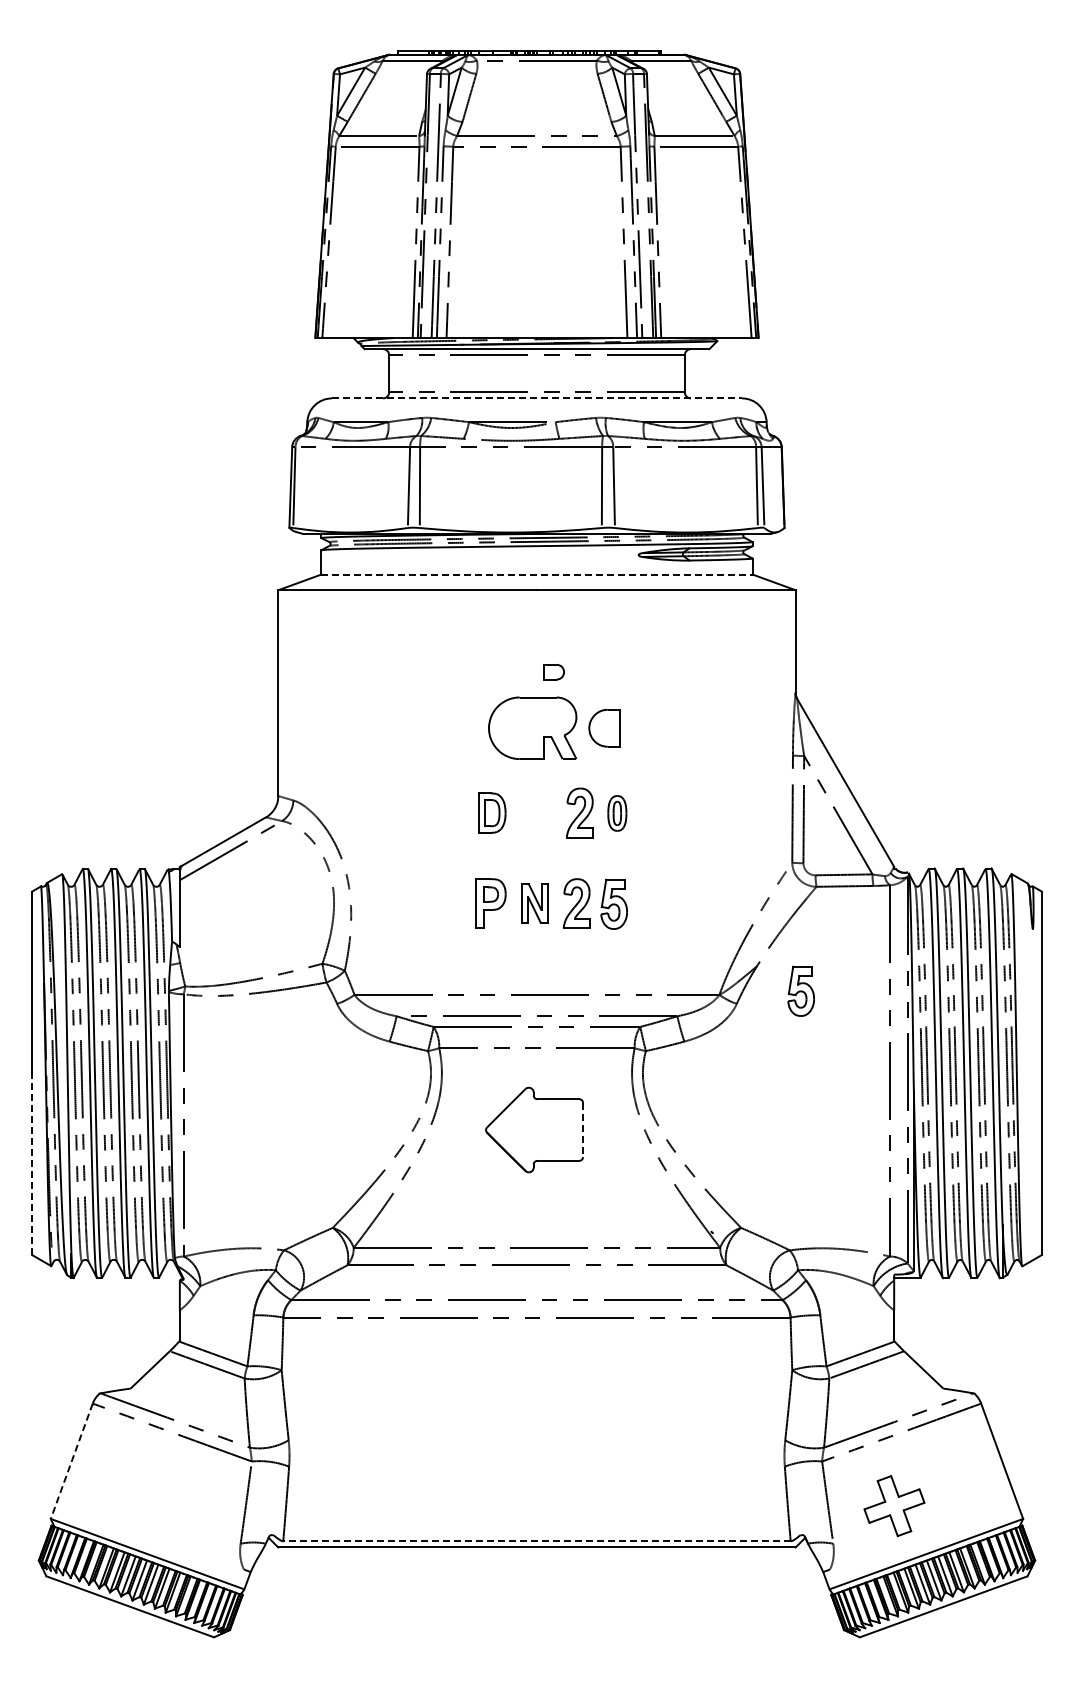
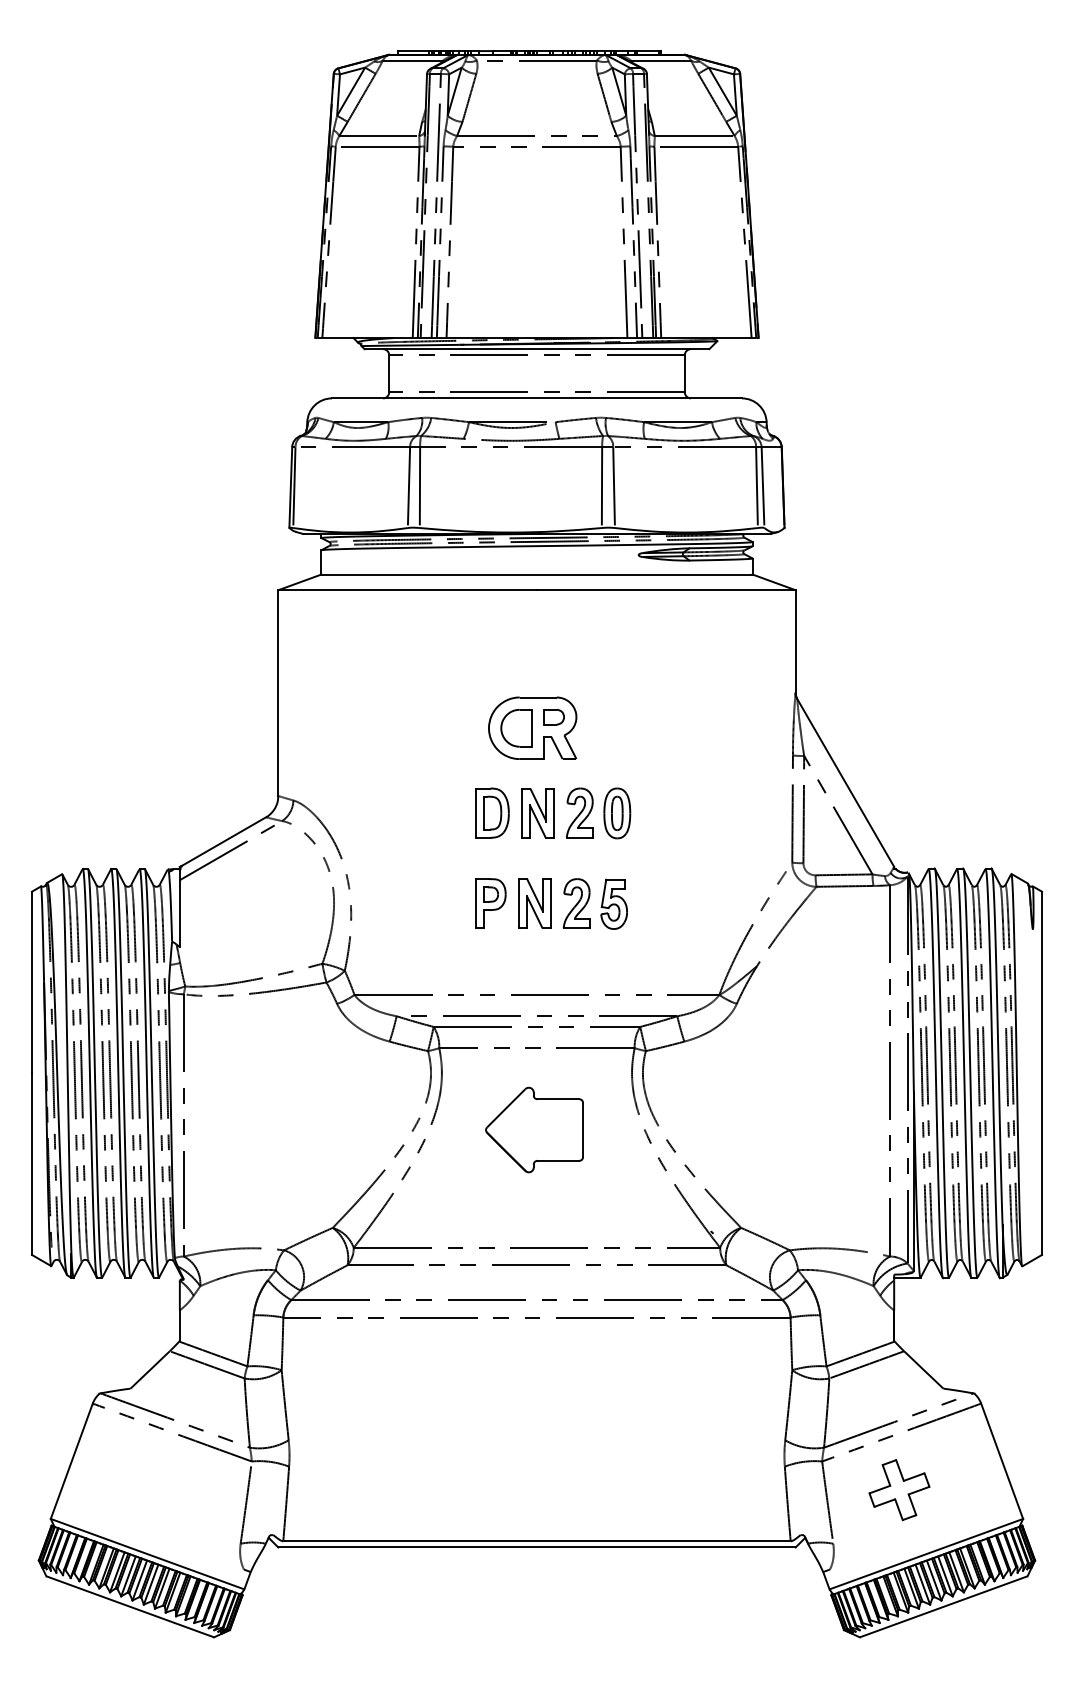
line: dashed -> solid (537, 398)
line: dashed -> solid (537, 574)
part position: (553, 672) -> (553, 717) (553, 717)
part position: (604, 728) -> (516, 728) (516, 728)
part size: 29x42 px -> 35x52 px (492, 812)
part: none -> present (537, 813)
part size: 21x37 px -> 29x53 px (617, 813)
part size: 28x41 px -> 34x51 px (534, 903)
part: present -> none (800, 990)
line: dashed -> solid (583, 1130)
line: dashed -> solid (32, 1164)
line: dashed -> solid (71, 1461)
part position: (894, 1506) -> (899, 1490) (899, 1490)
line: dashed -> solid (536, 1541)
